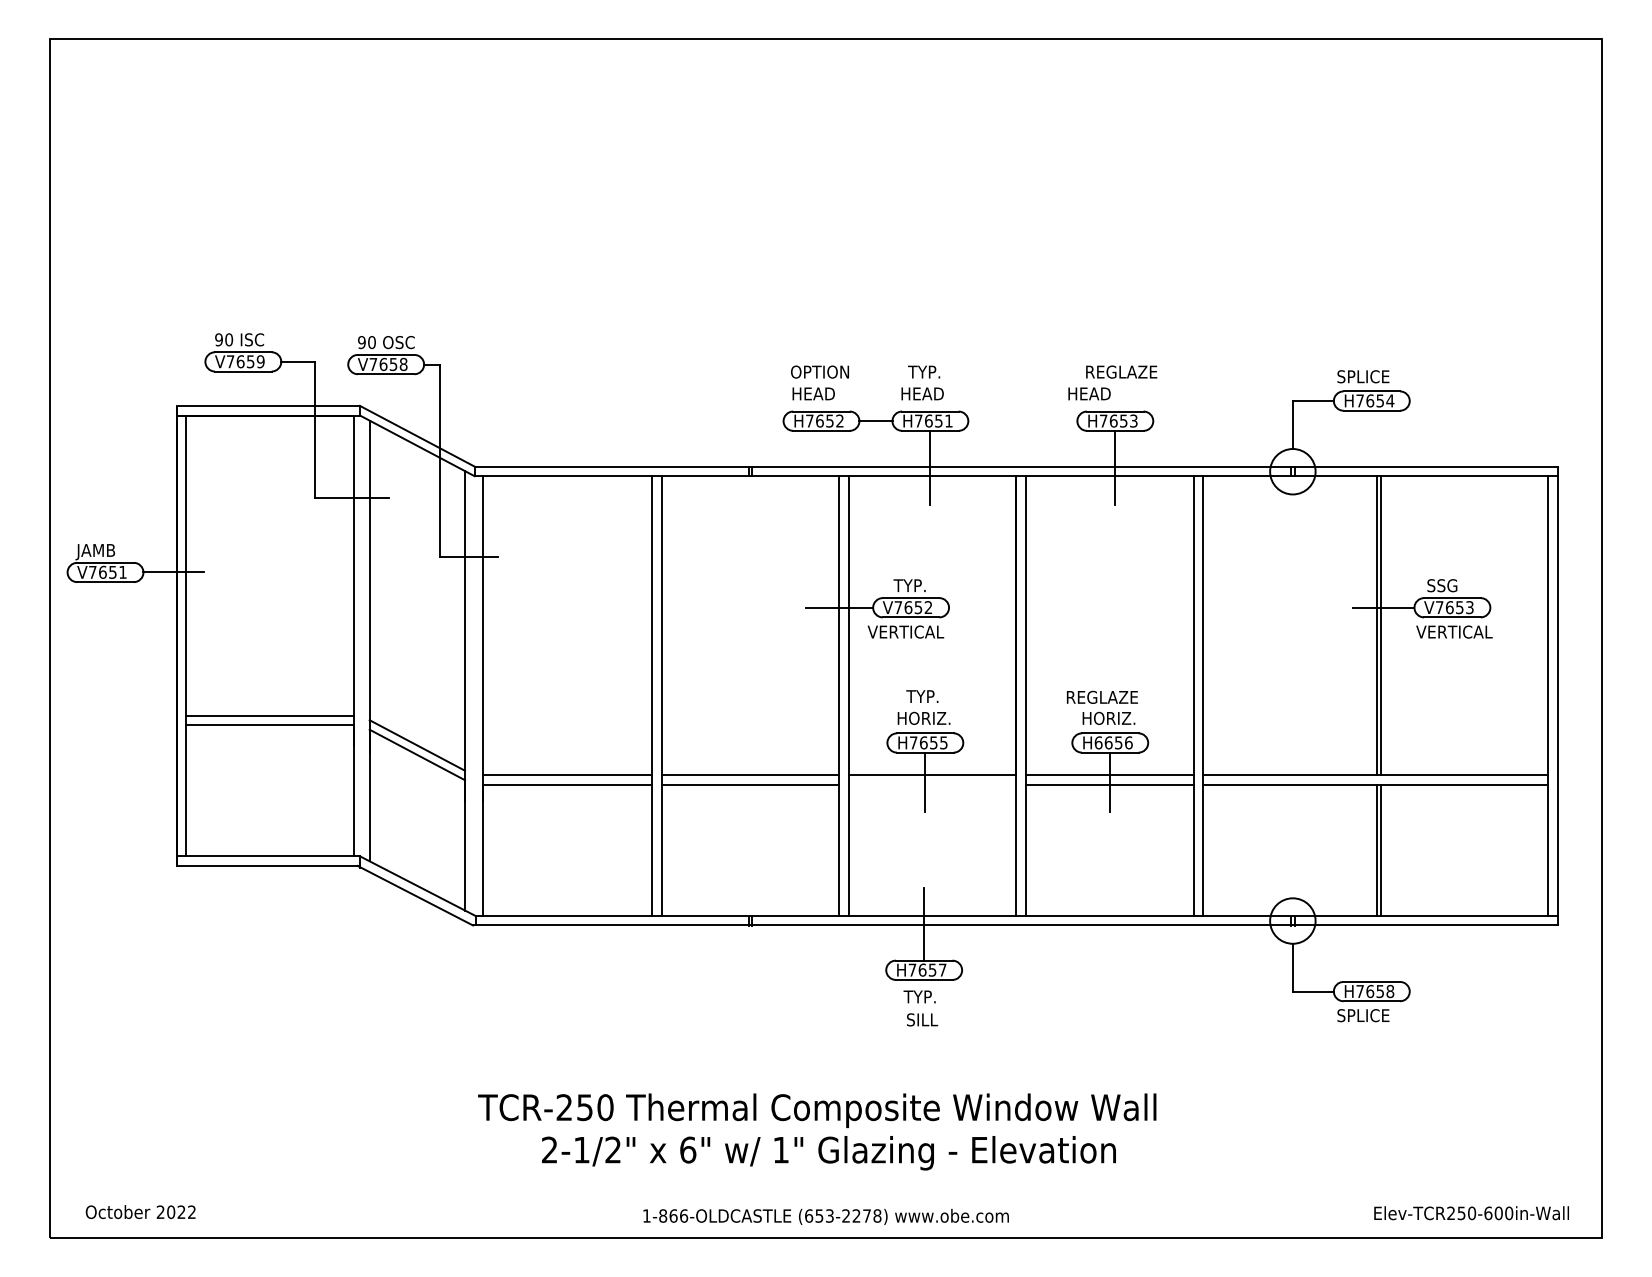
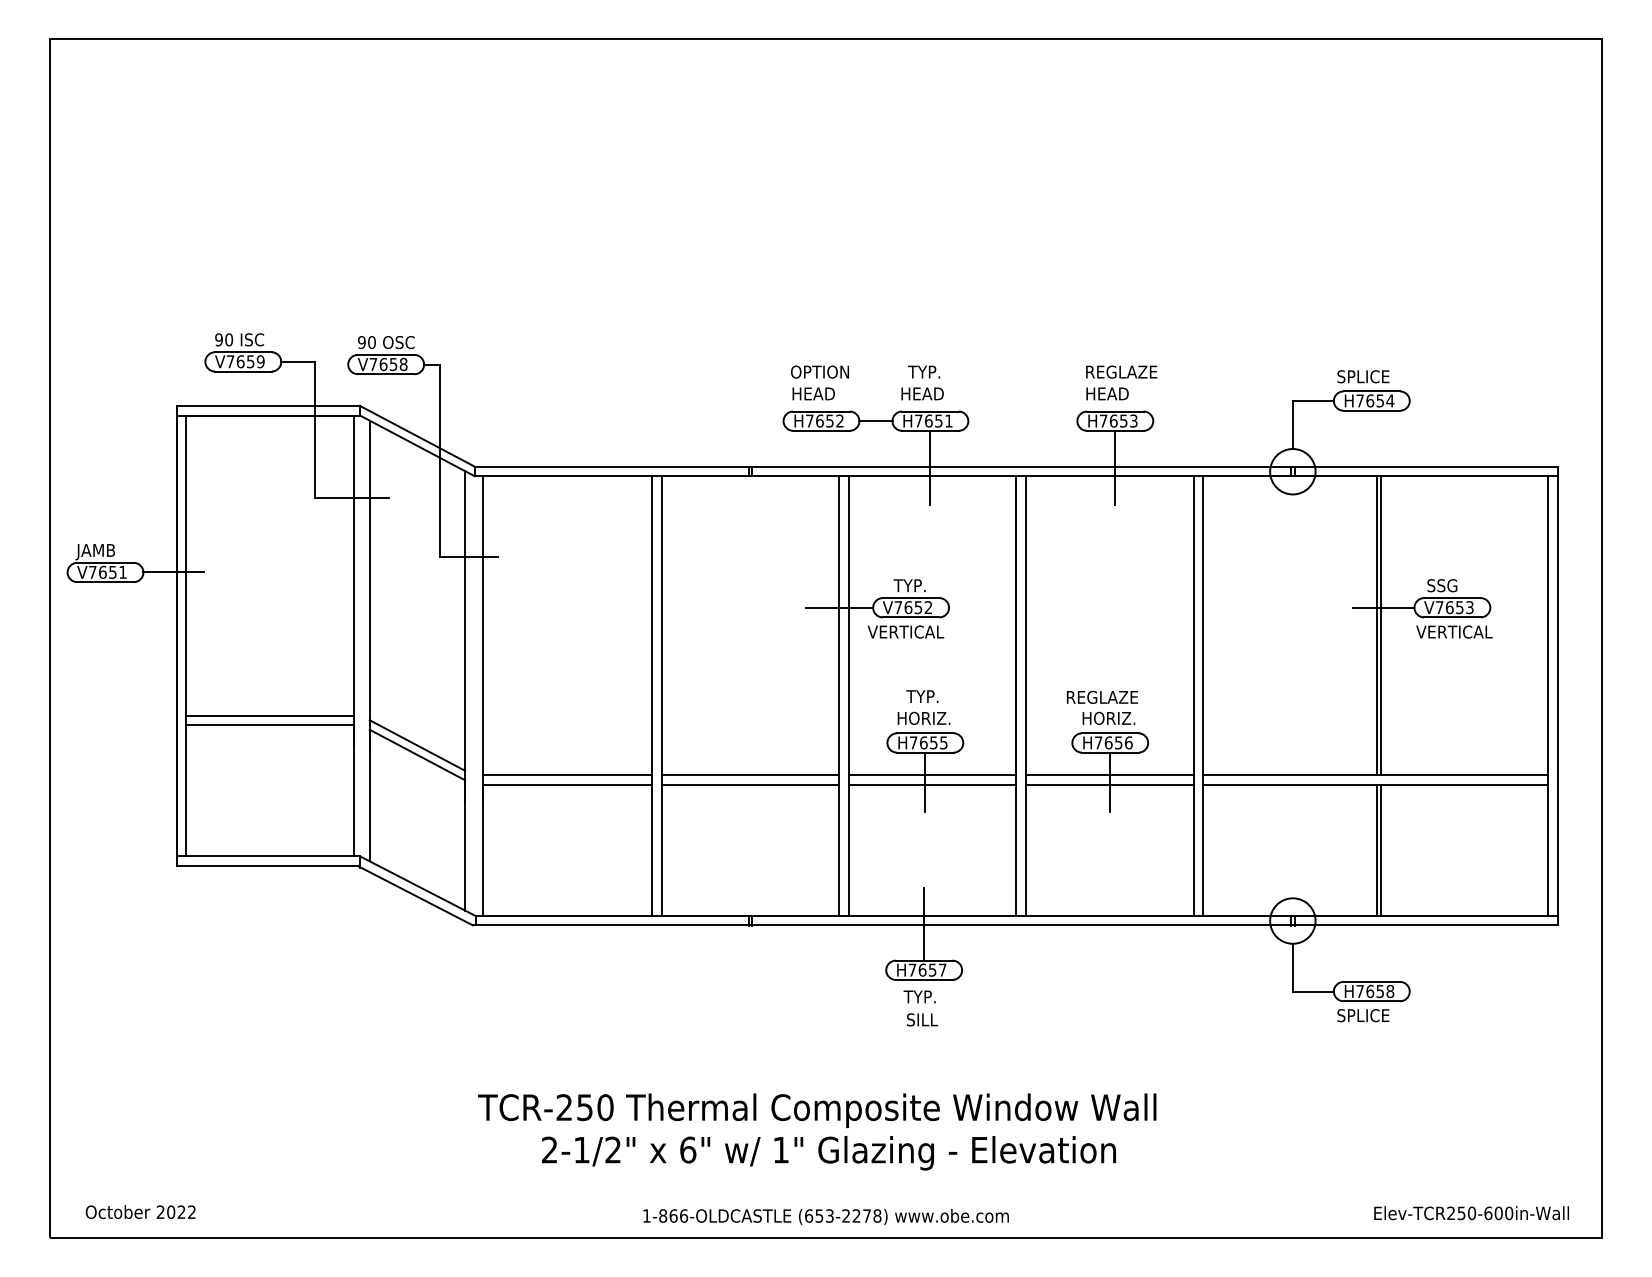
text position: (1089, 393) -> (1107, 393) (1107, 393)
text: H6656 -> H7656 (1098, 742)
line: none -> present (932, 784)
